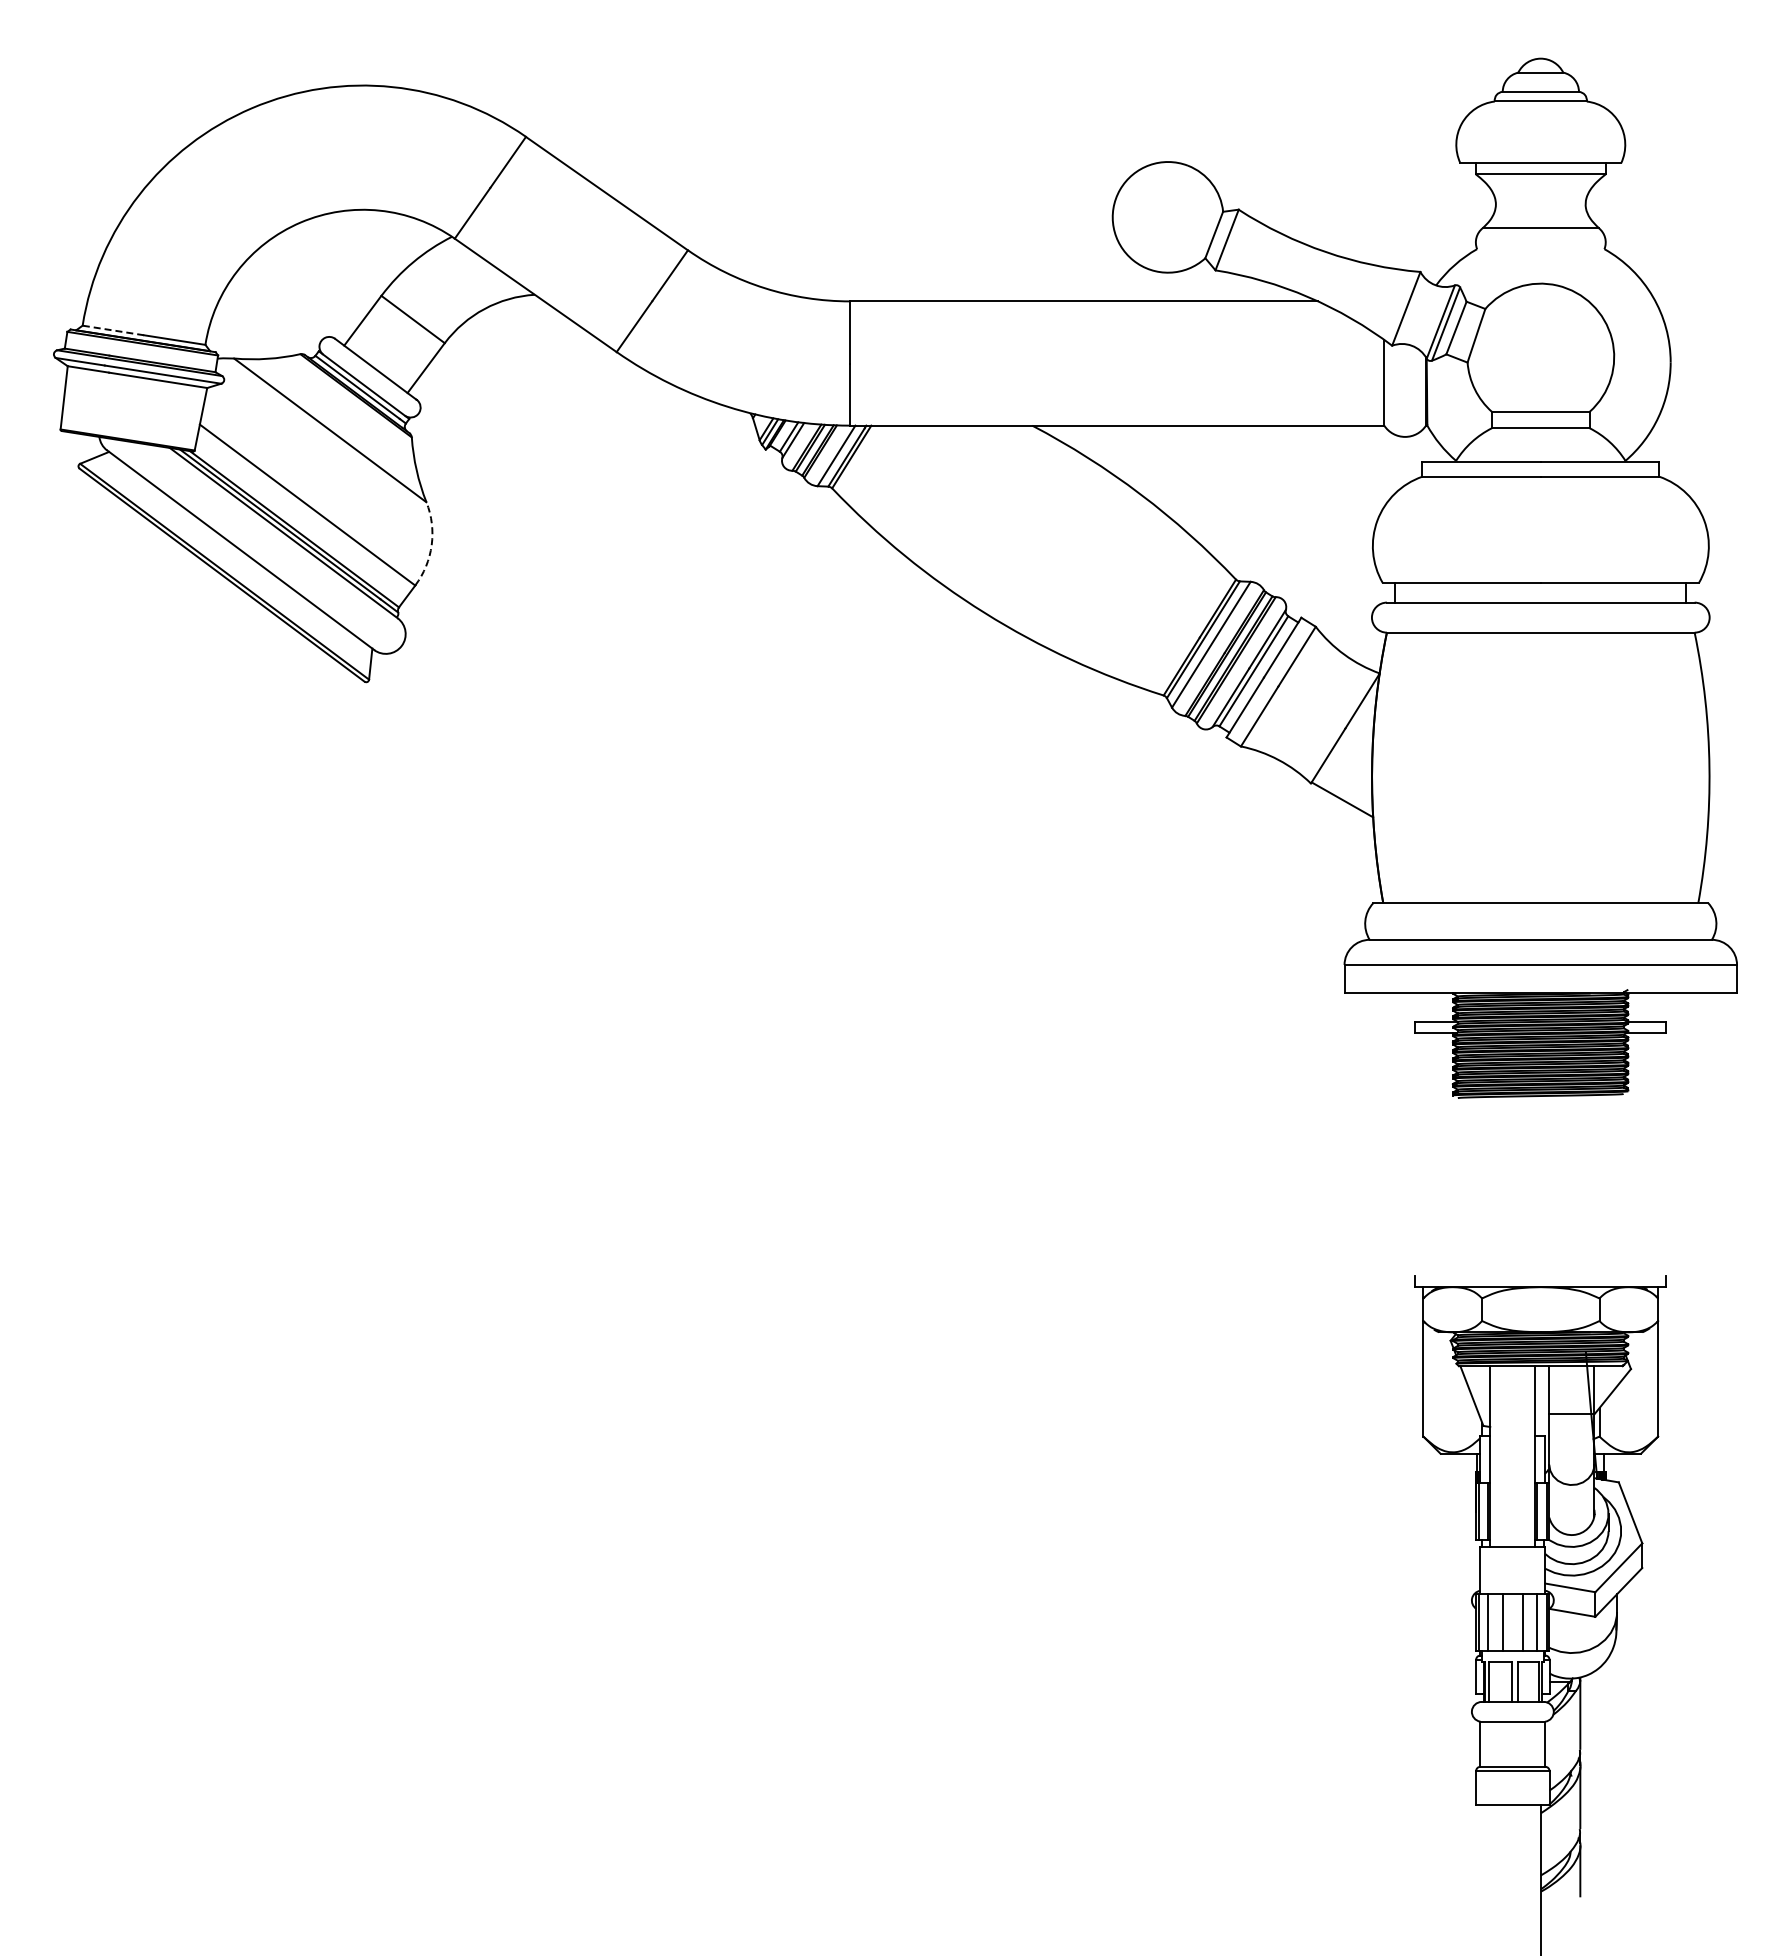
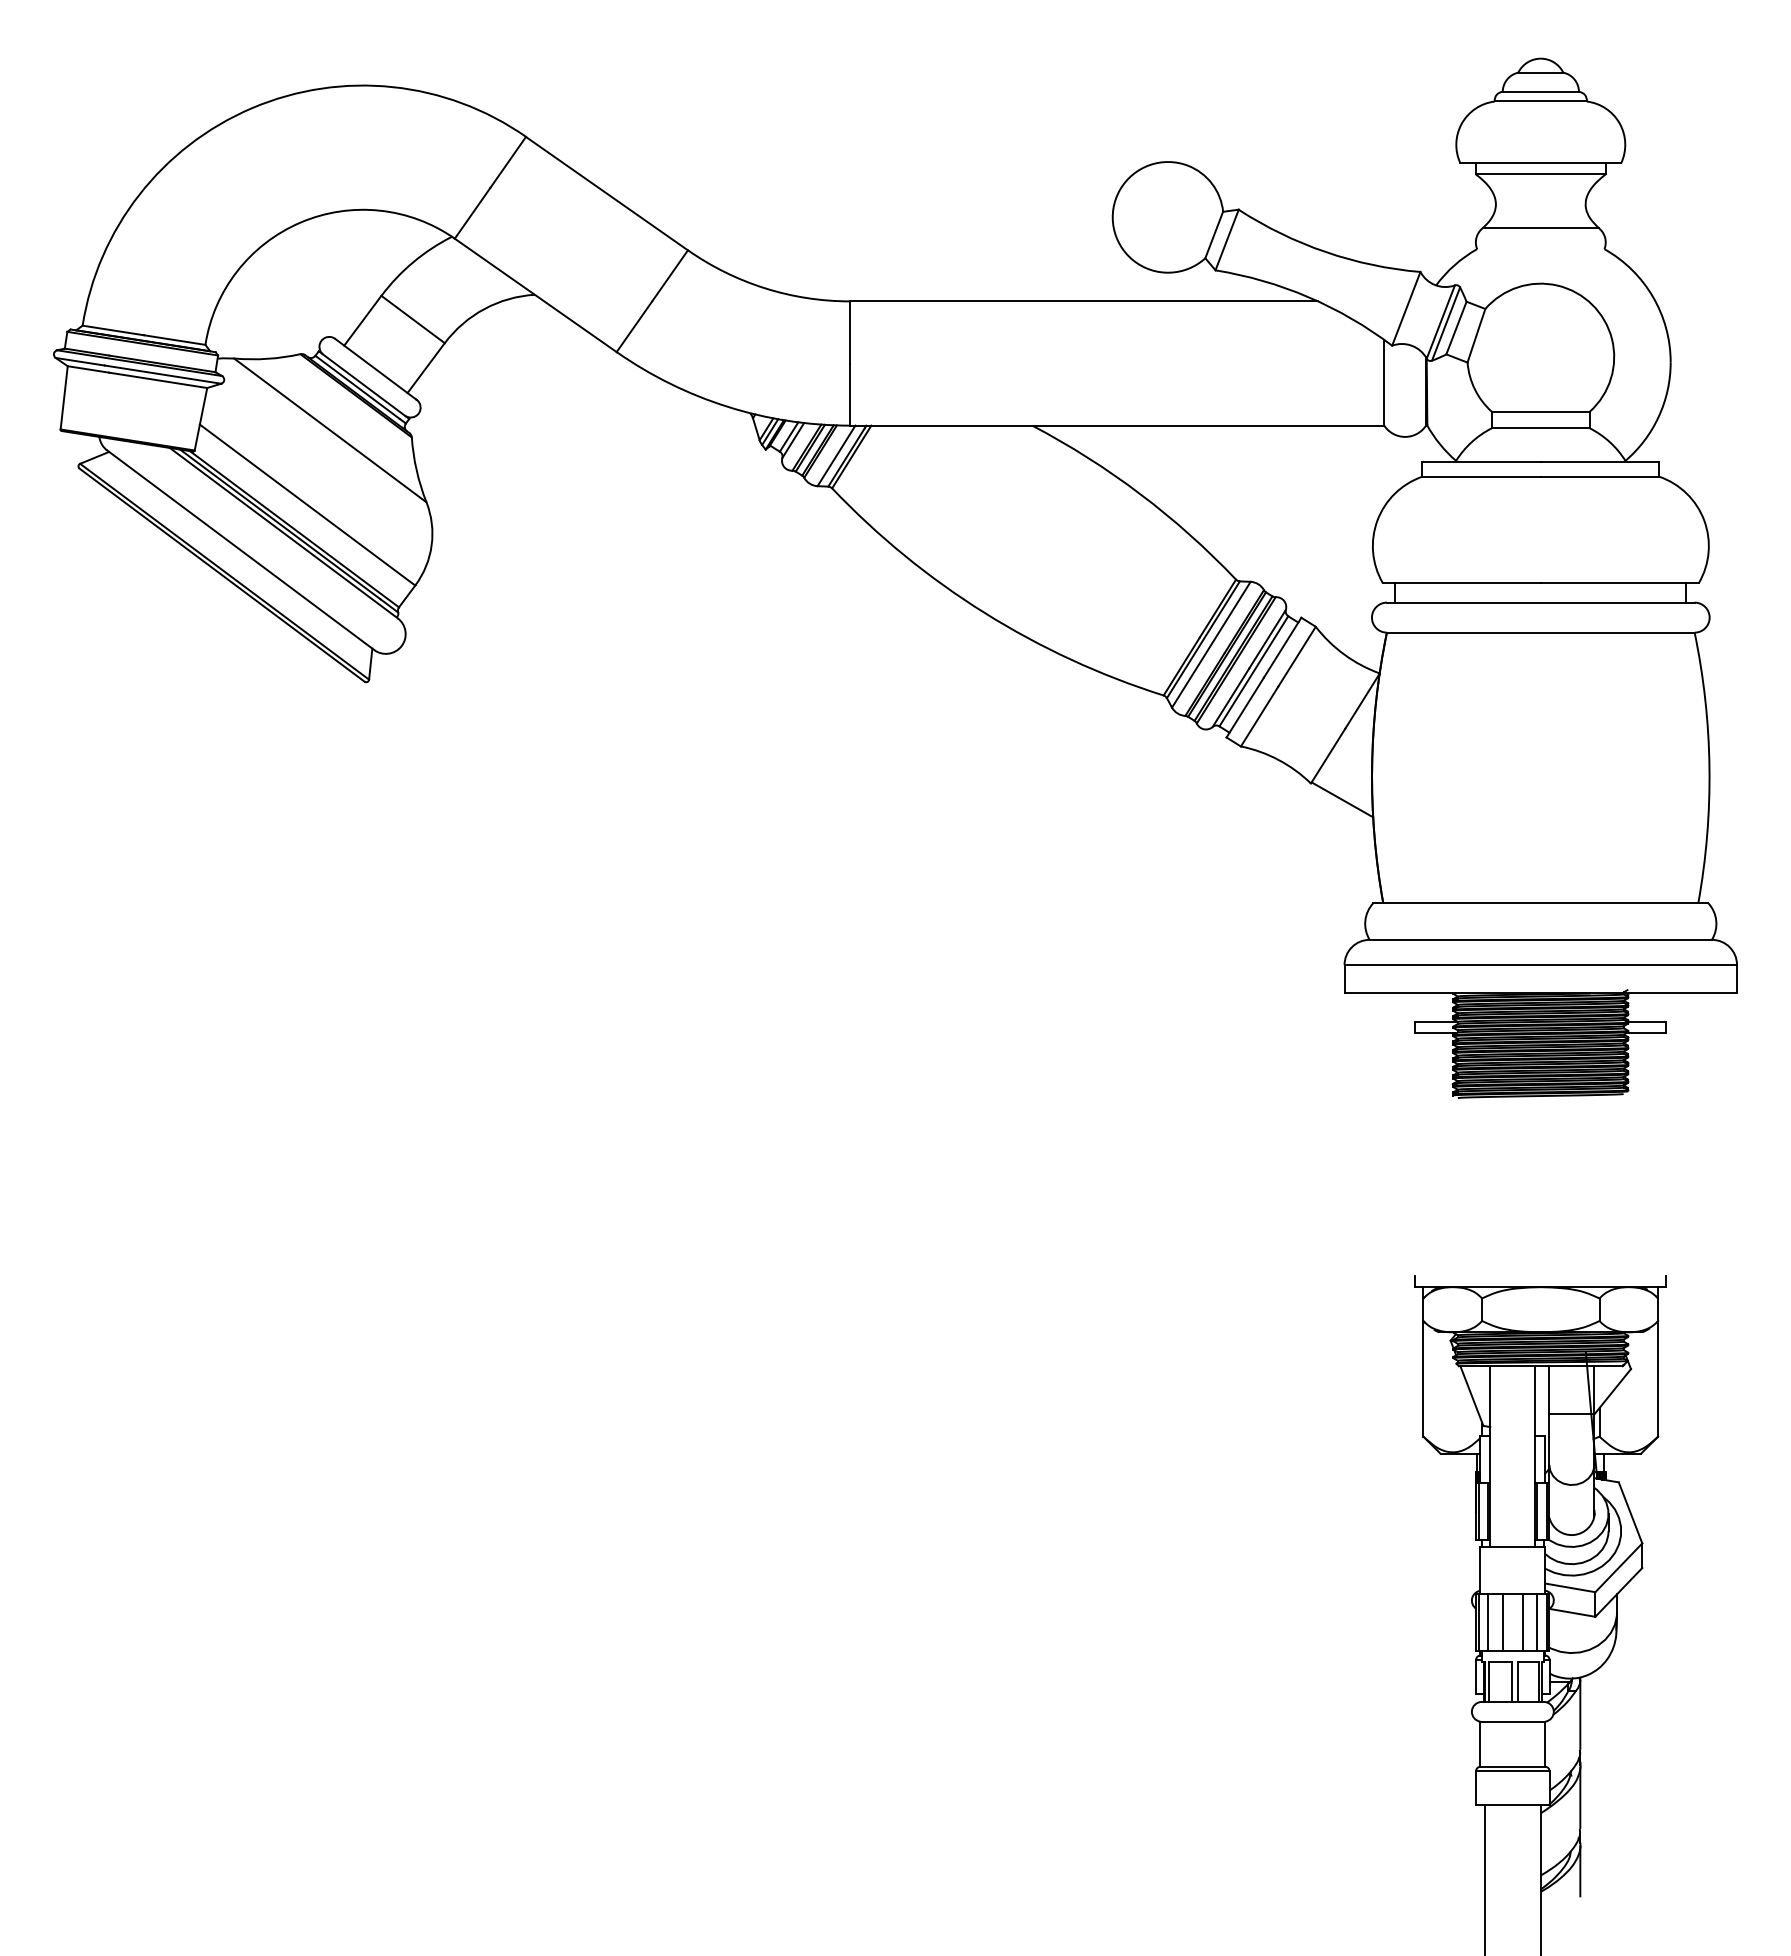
line: dashed -> solid (112, 330)
arc: dashed -> solid (431, 545)
line: none -> present (1484, 1878)
